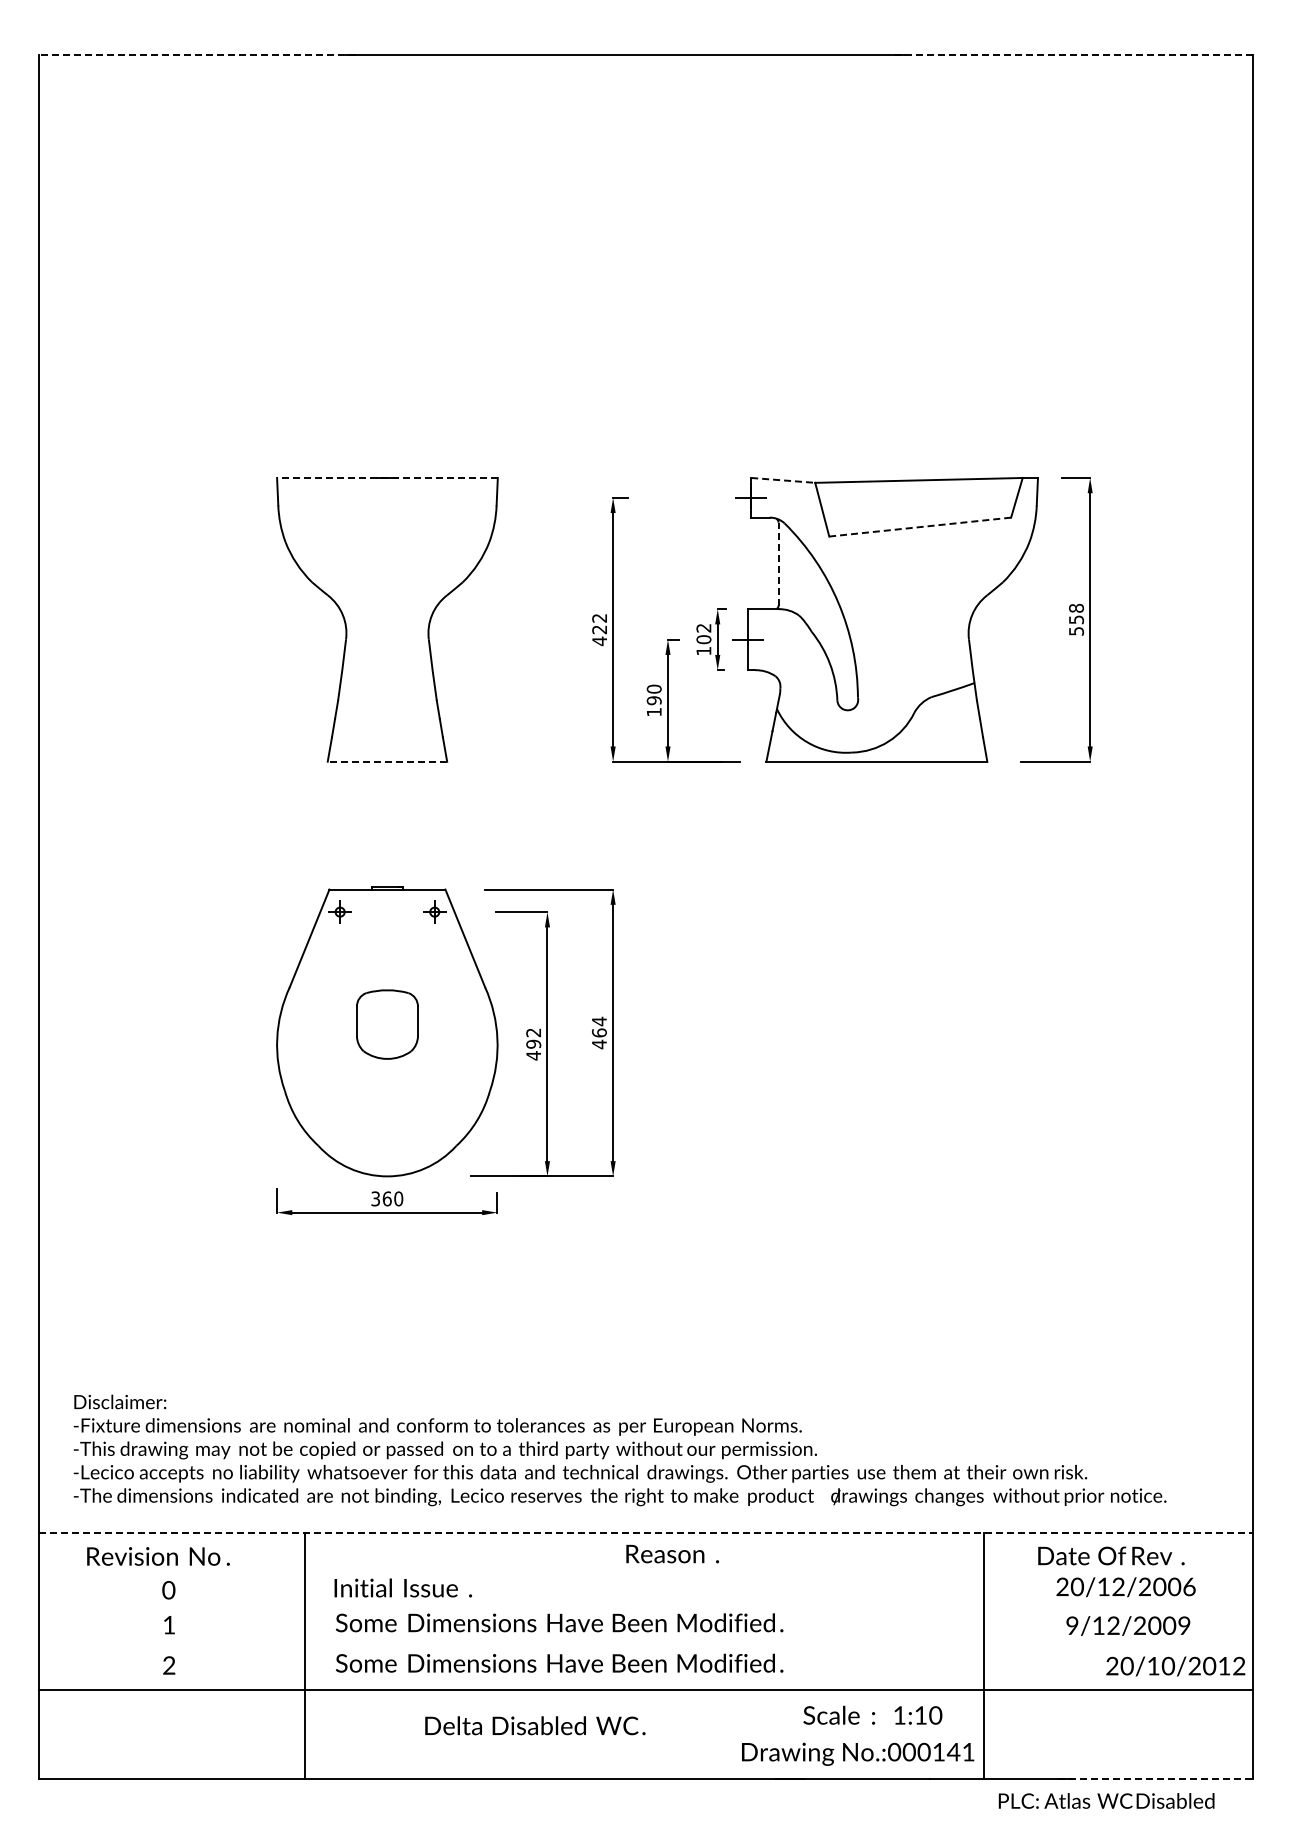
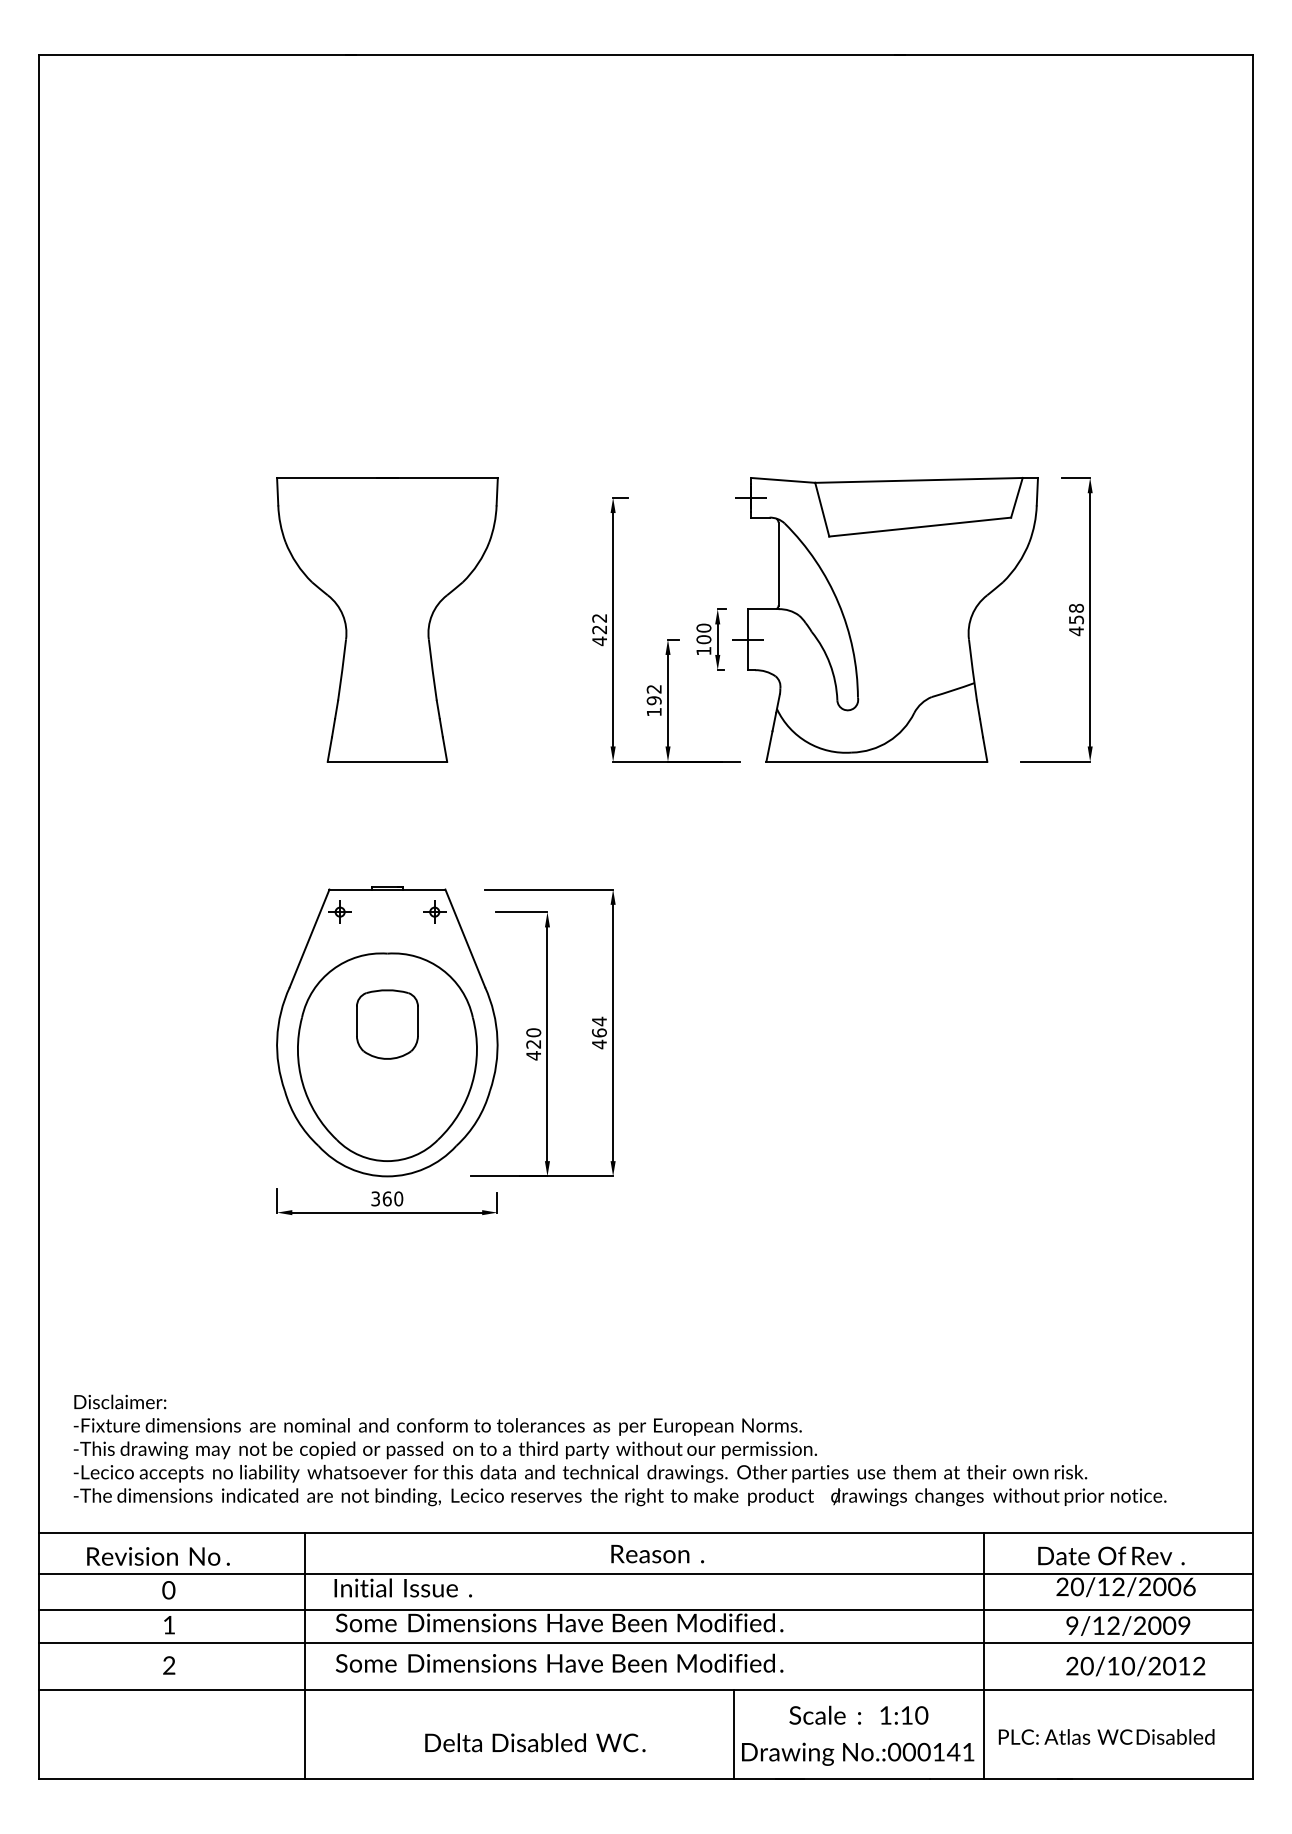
line: dashed -> solid (197, 55)
line: dashed -> solid (1073, 55)
line: dashed -> solid (386, 477)
line: dashed -> solid (783, 480)
line: dashed -> solid (919, 527)
line: dashed -> solid (778, 564)
text: 102 -> 100 (703, 627)
text: 558 -> 458 (1076, 631)
text: 190 -> 192 (653, 688)
line: dashed -> solid (387, 761)
text: 492 -> 420 (533, 1038)
part: none -> present (387, 1056)
line: dashed -> solid (646, 1532)
text position: (672, 1553) -> (657, 1553) (657, 1553)
line: none -> present (645, 1574)
line: none -> present (645, 1610)
line: none -> present (645, 1642)
text position: (1175, 1666) -> (1135, 1666) (1135, 1666)
text position: (872, 1714) -> (858, 1714) (858, 1714)
text position: (535, 1725) -> (535, 1742) (535, 1742)
line: none -> present (734, 1734)
line: dashed -> solid (1155, 1778)
text position: (1106, 1800) -> (1106, 1736) (1106, 1736)
